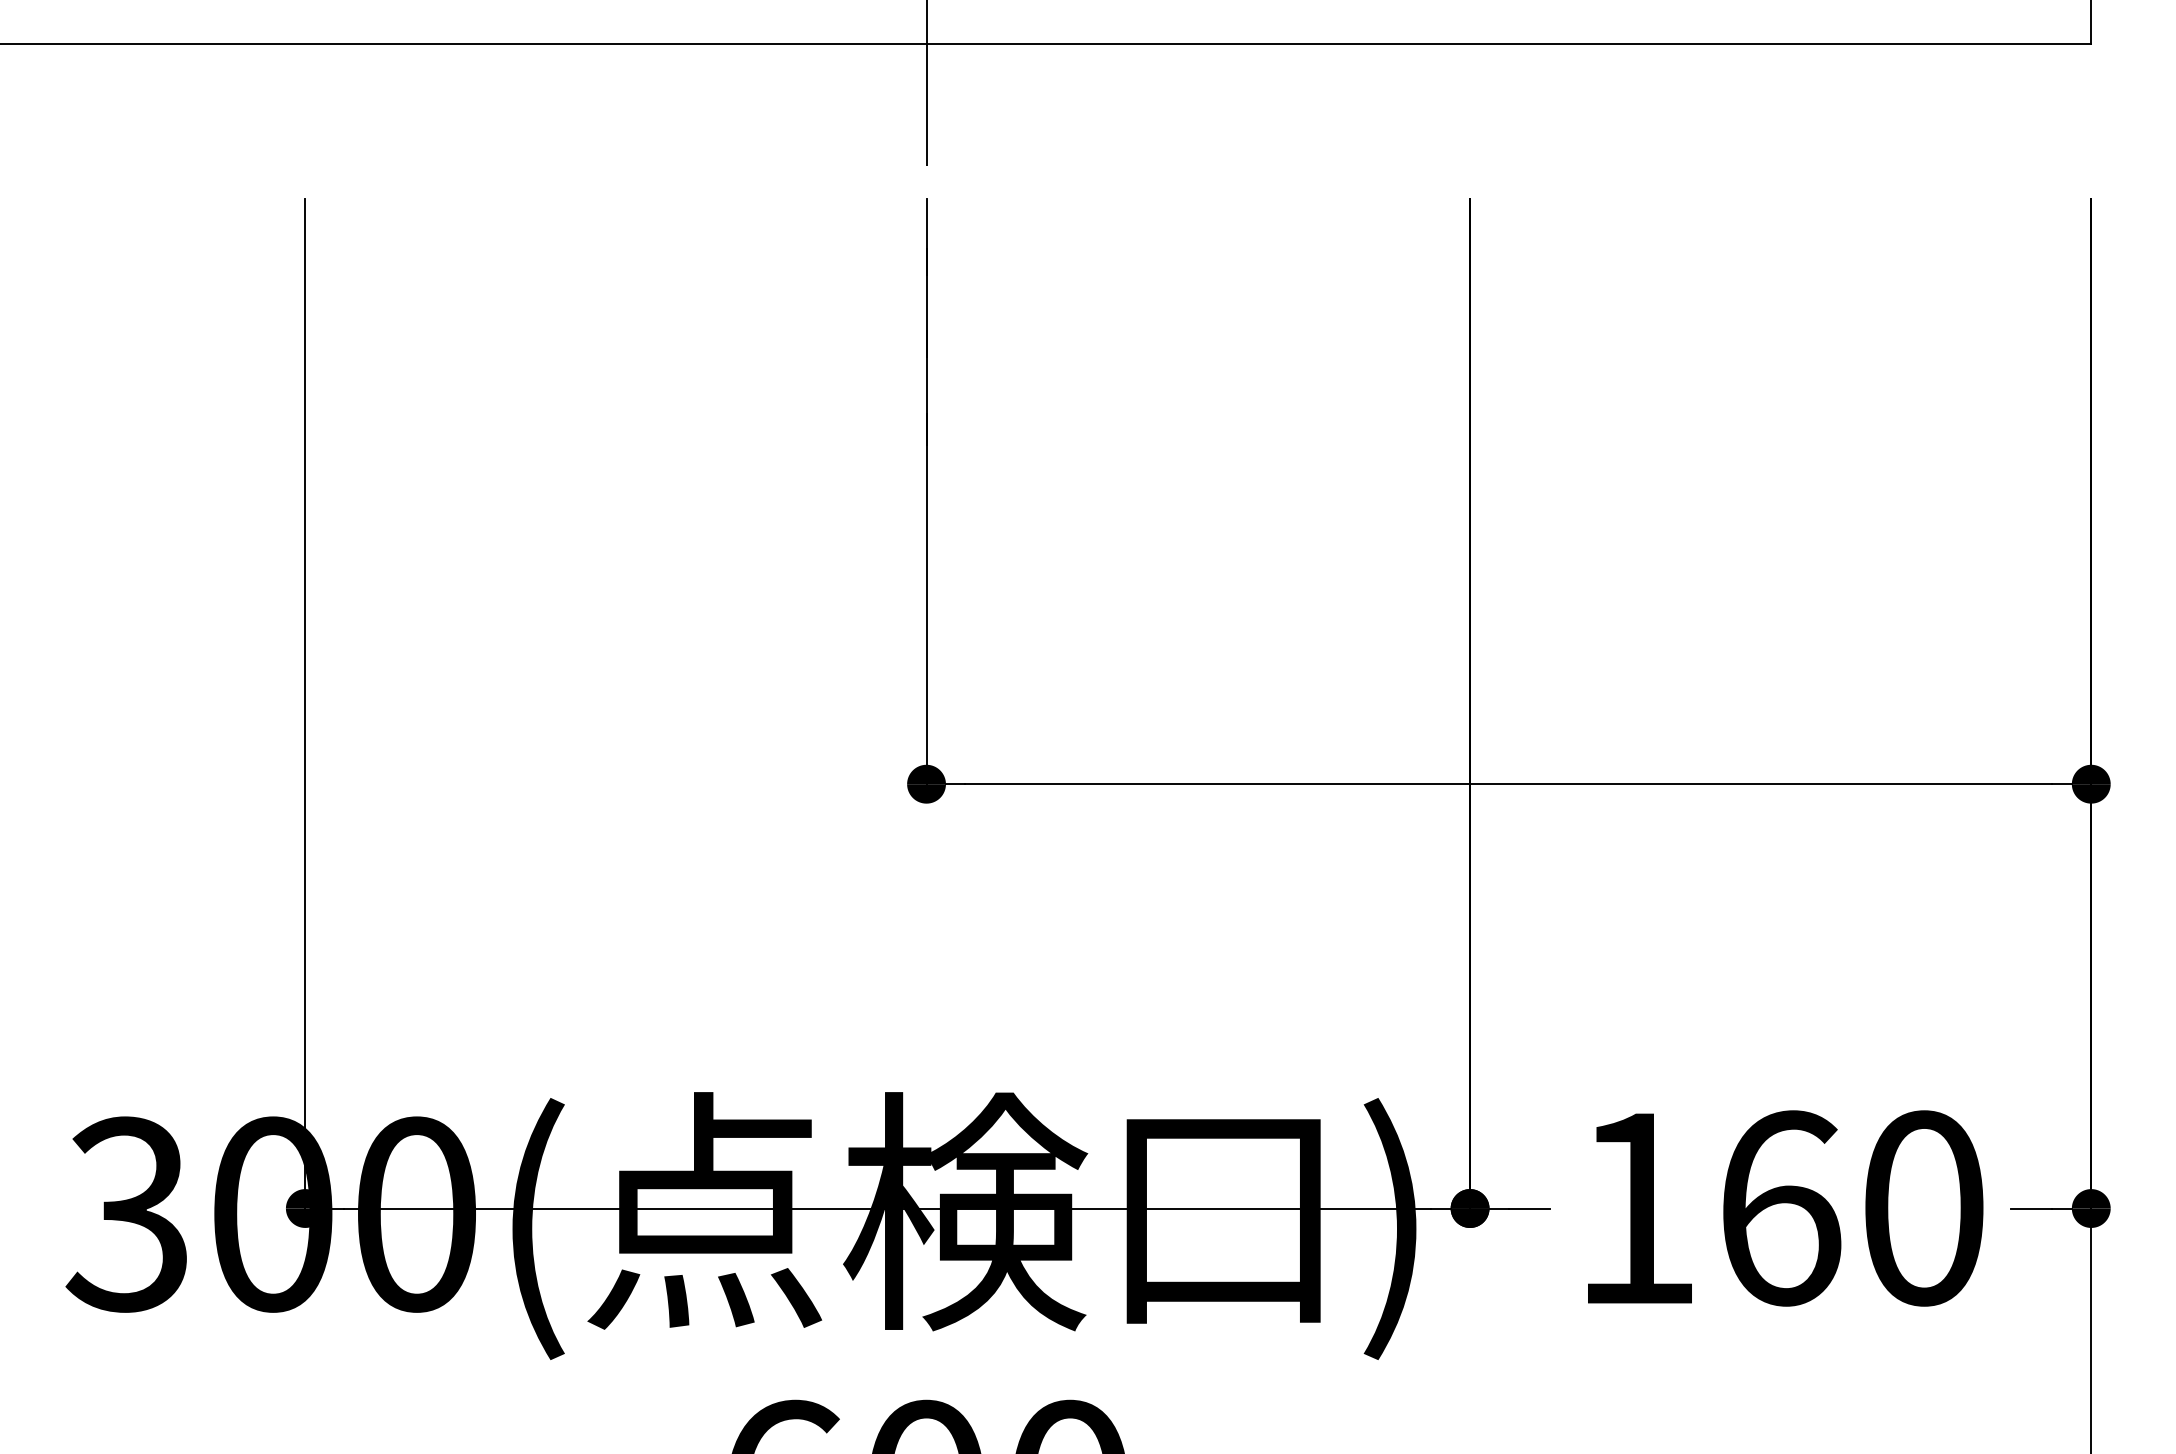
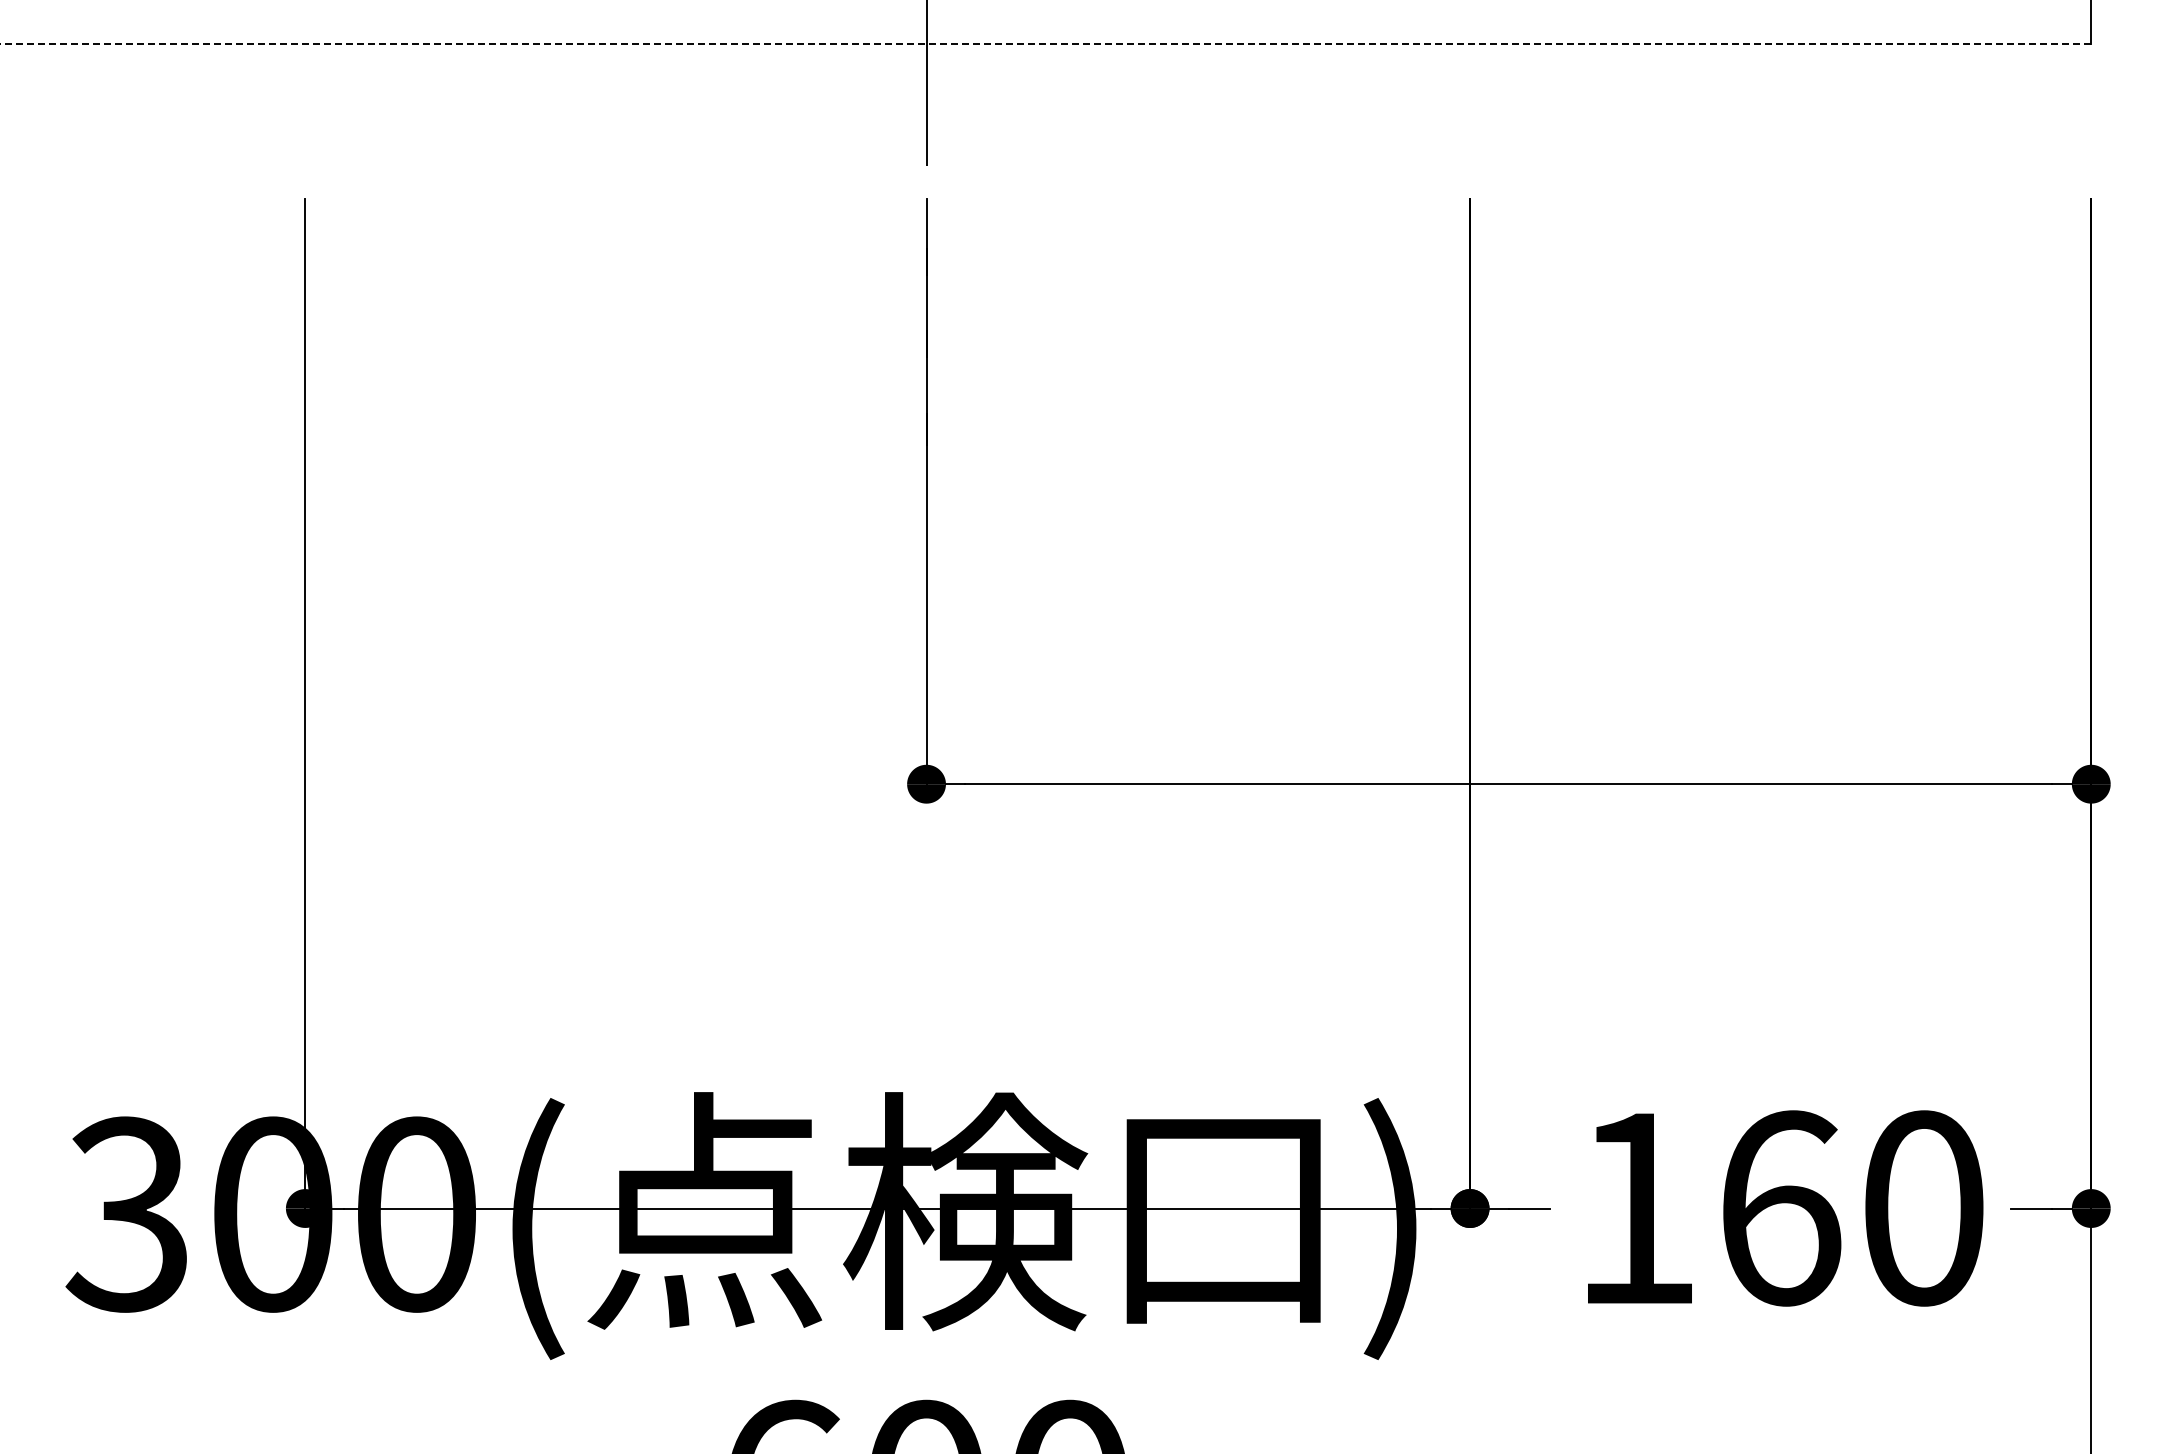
line: solid -> dashed (1045, 43)
